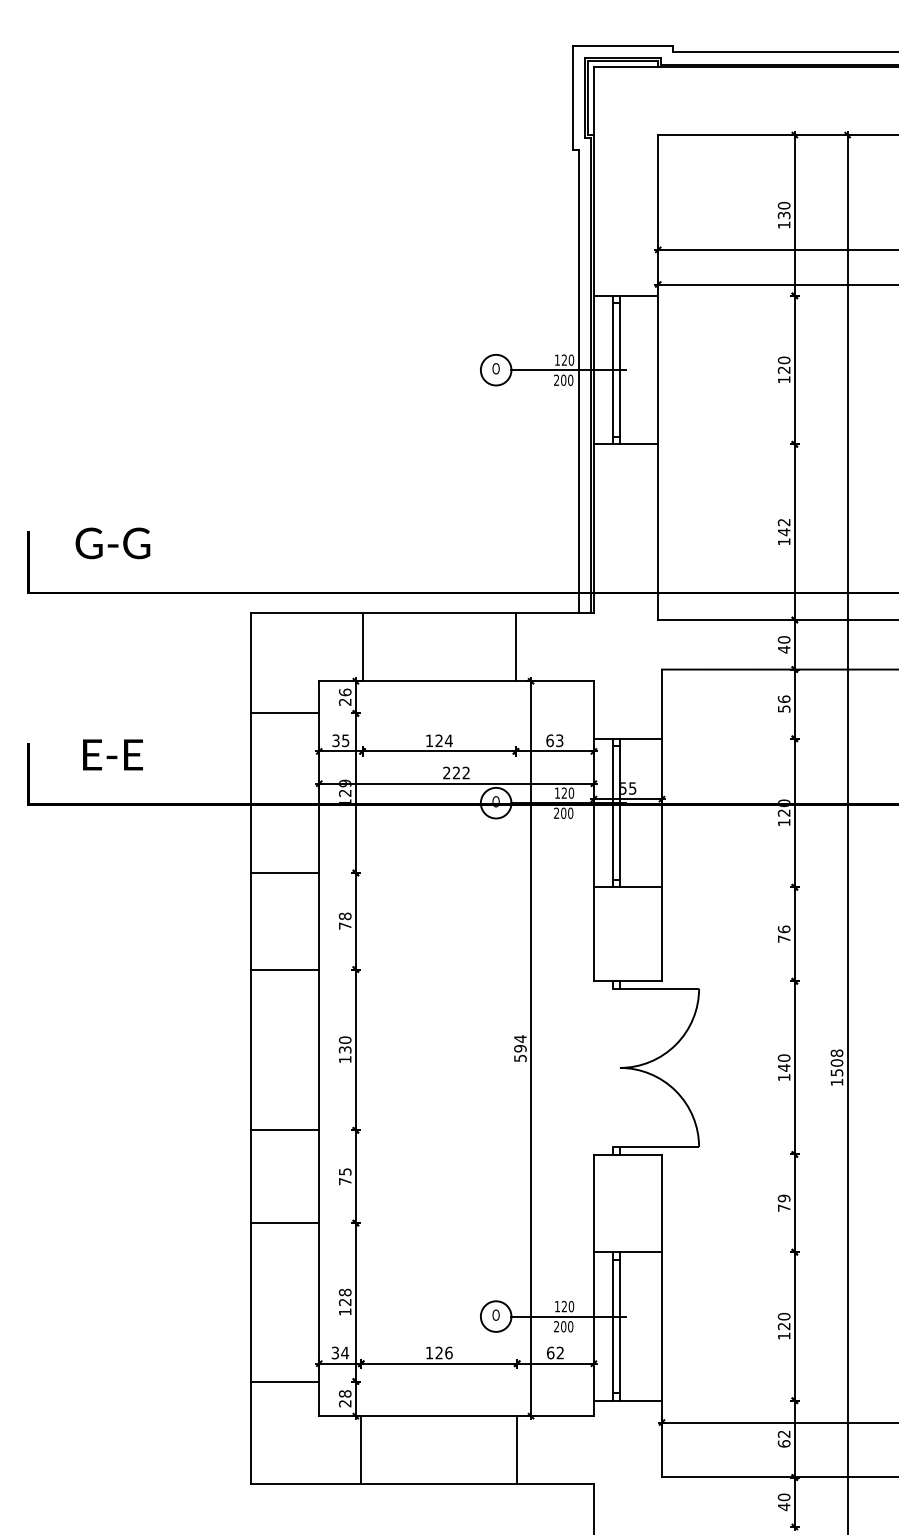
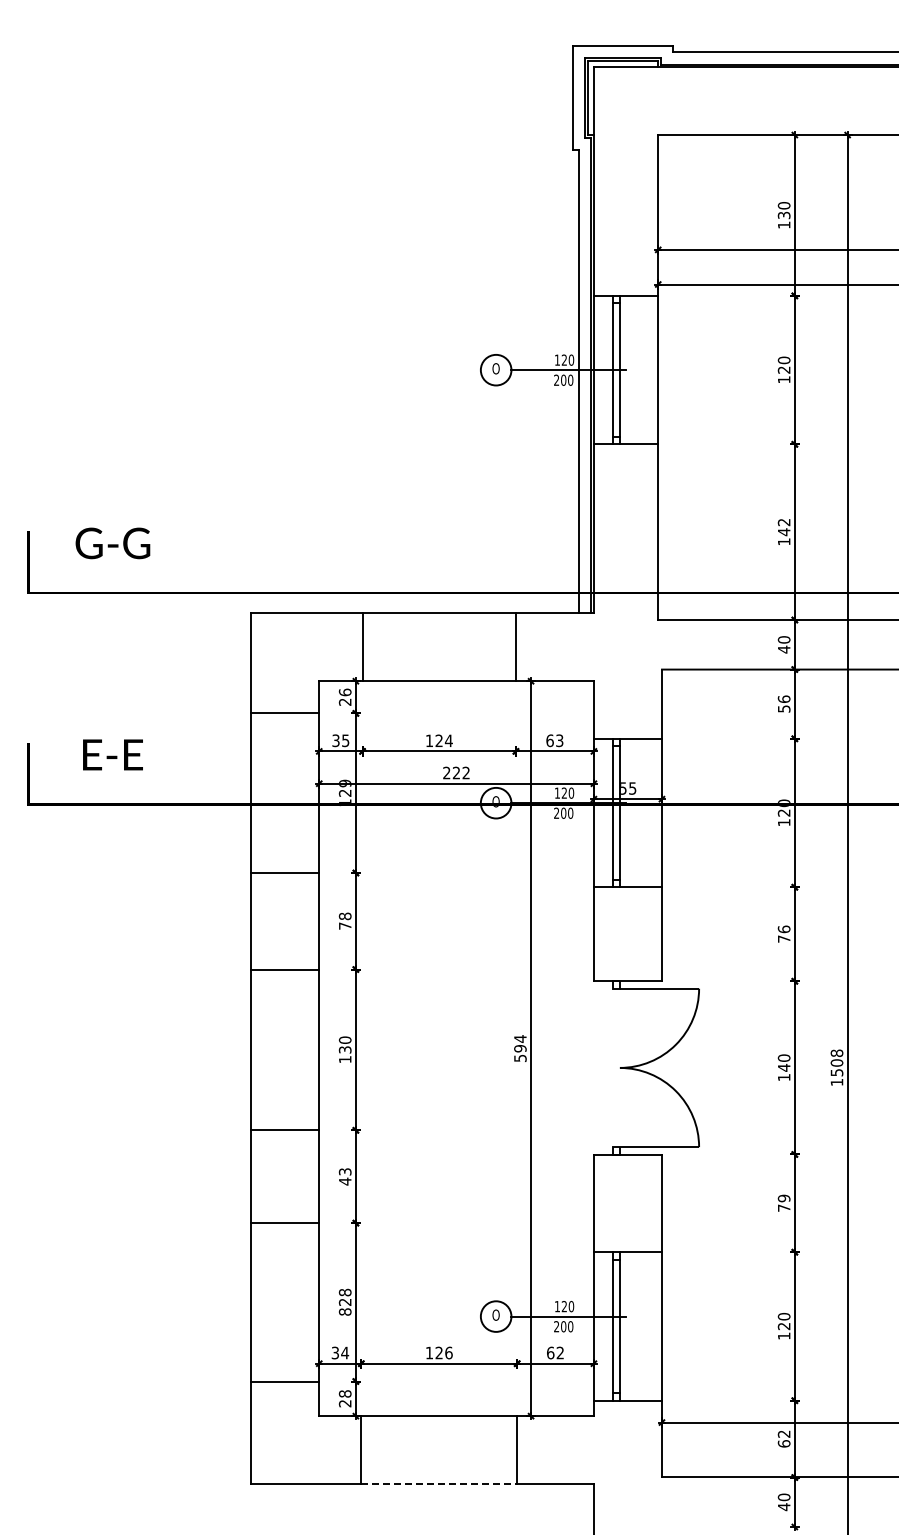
text: 75 -> 43 (344, 1176)
text: 128 -> 828 (344, 1311)
line: solid -> dashed (439, 1484)
